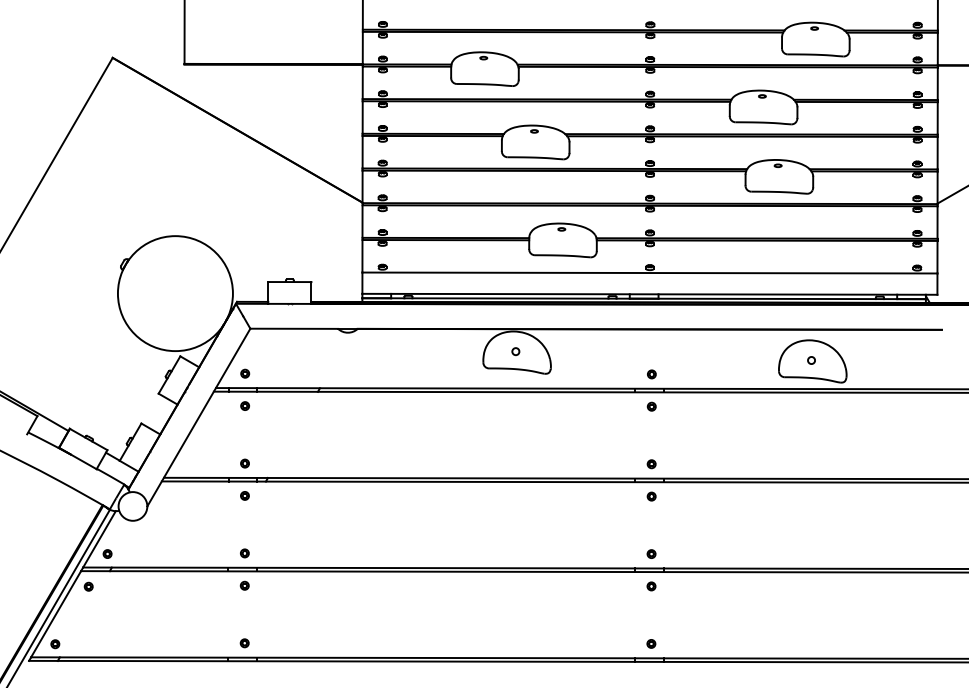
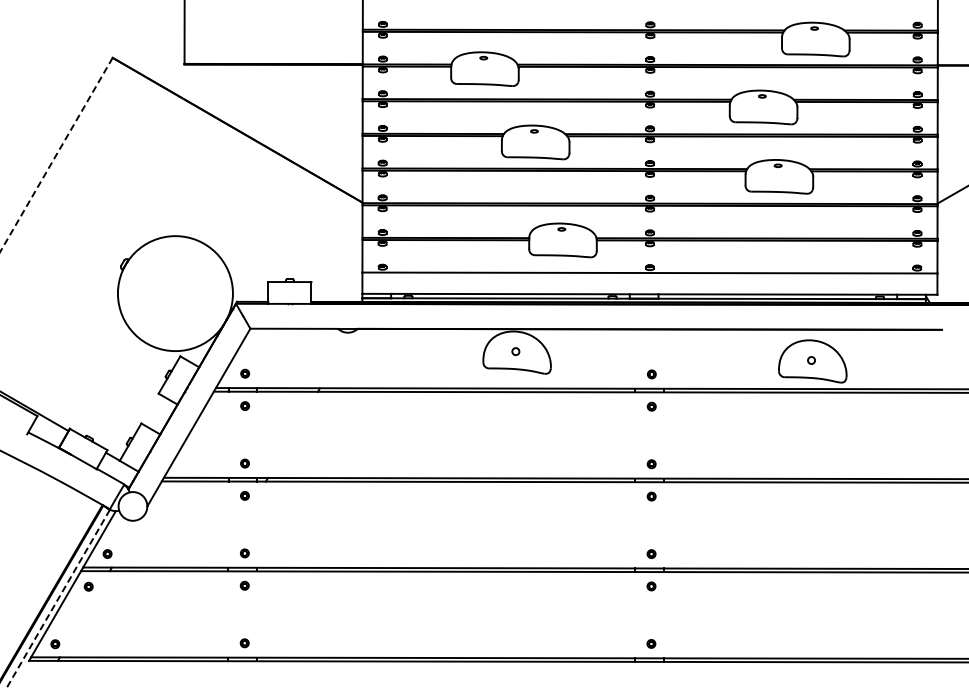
line: solid -> dashed (56, 155)
line: solid -> dashed (58, 598)
